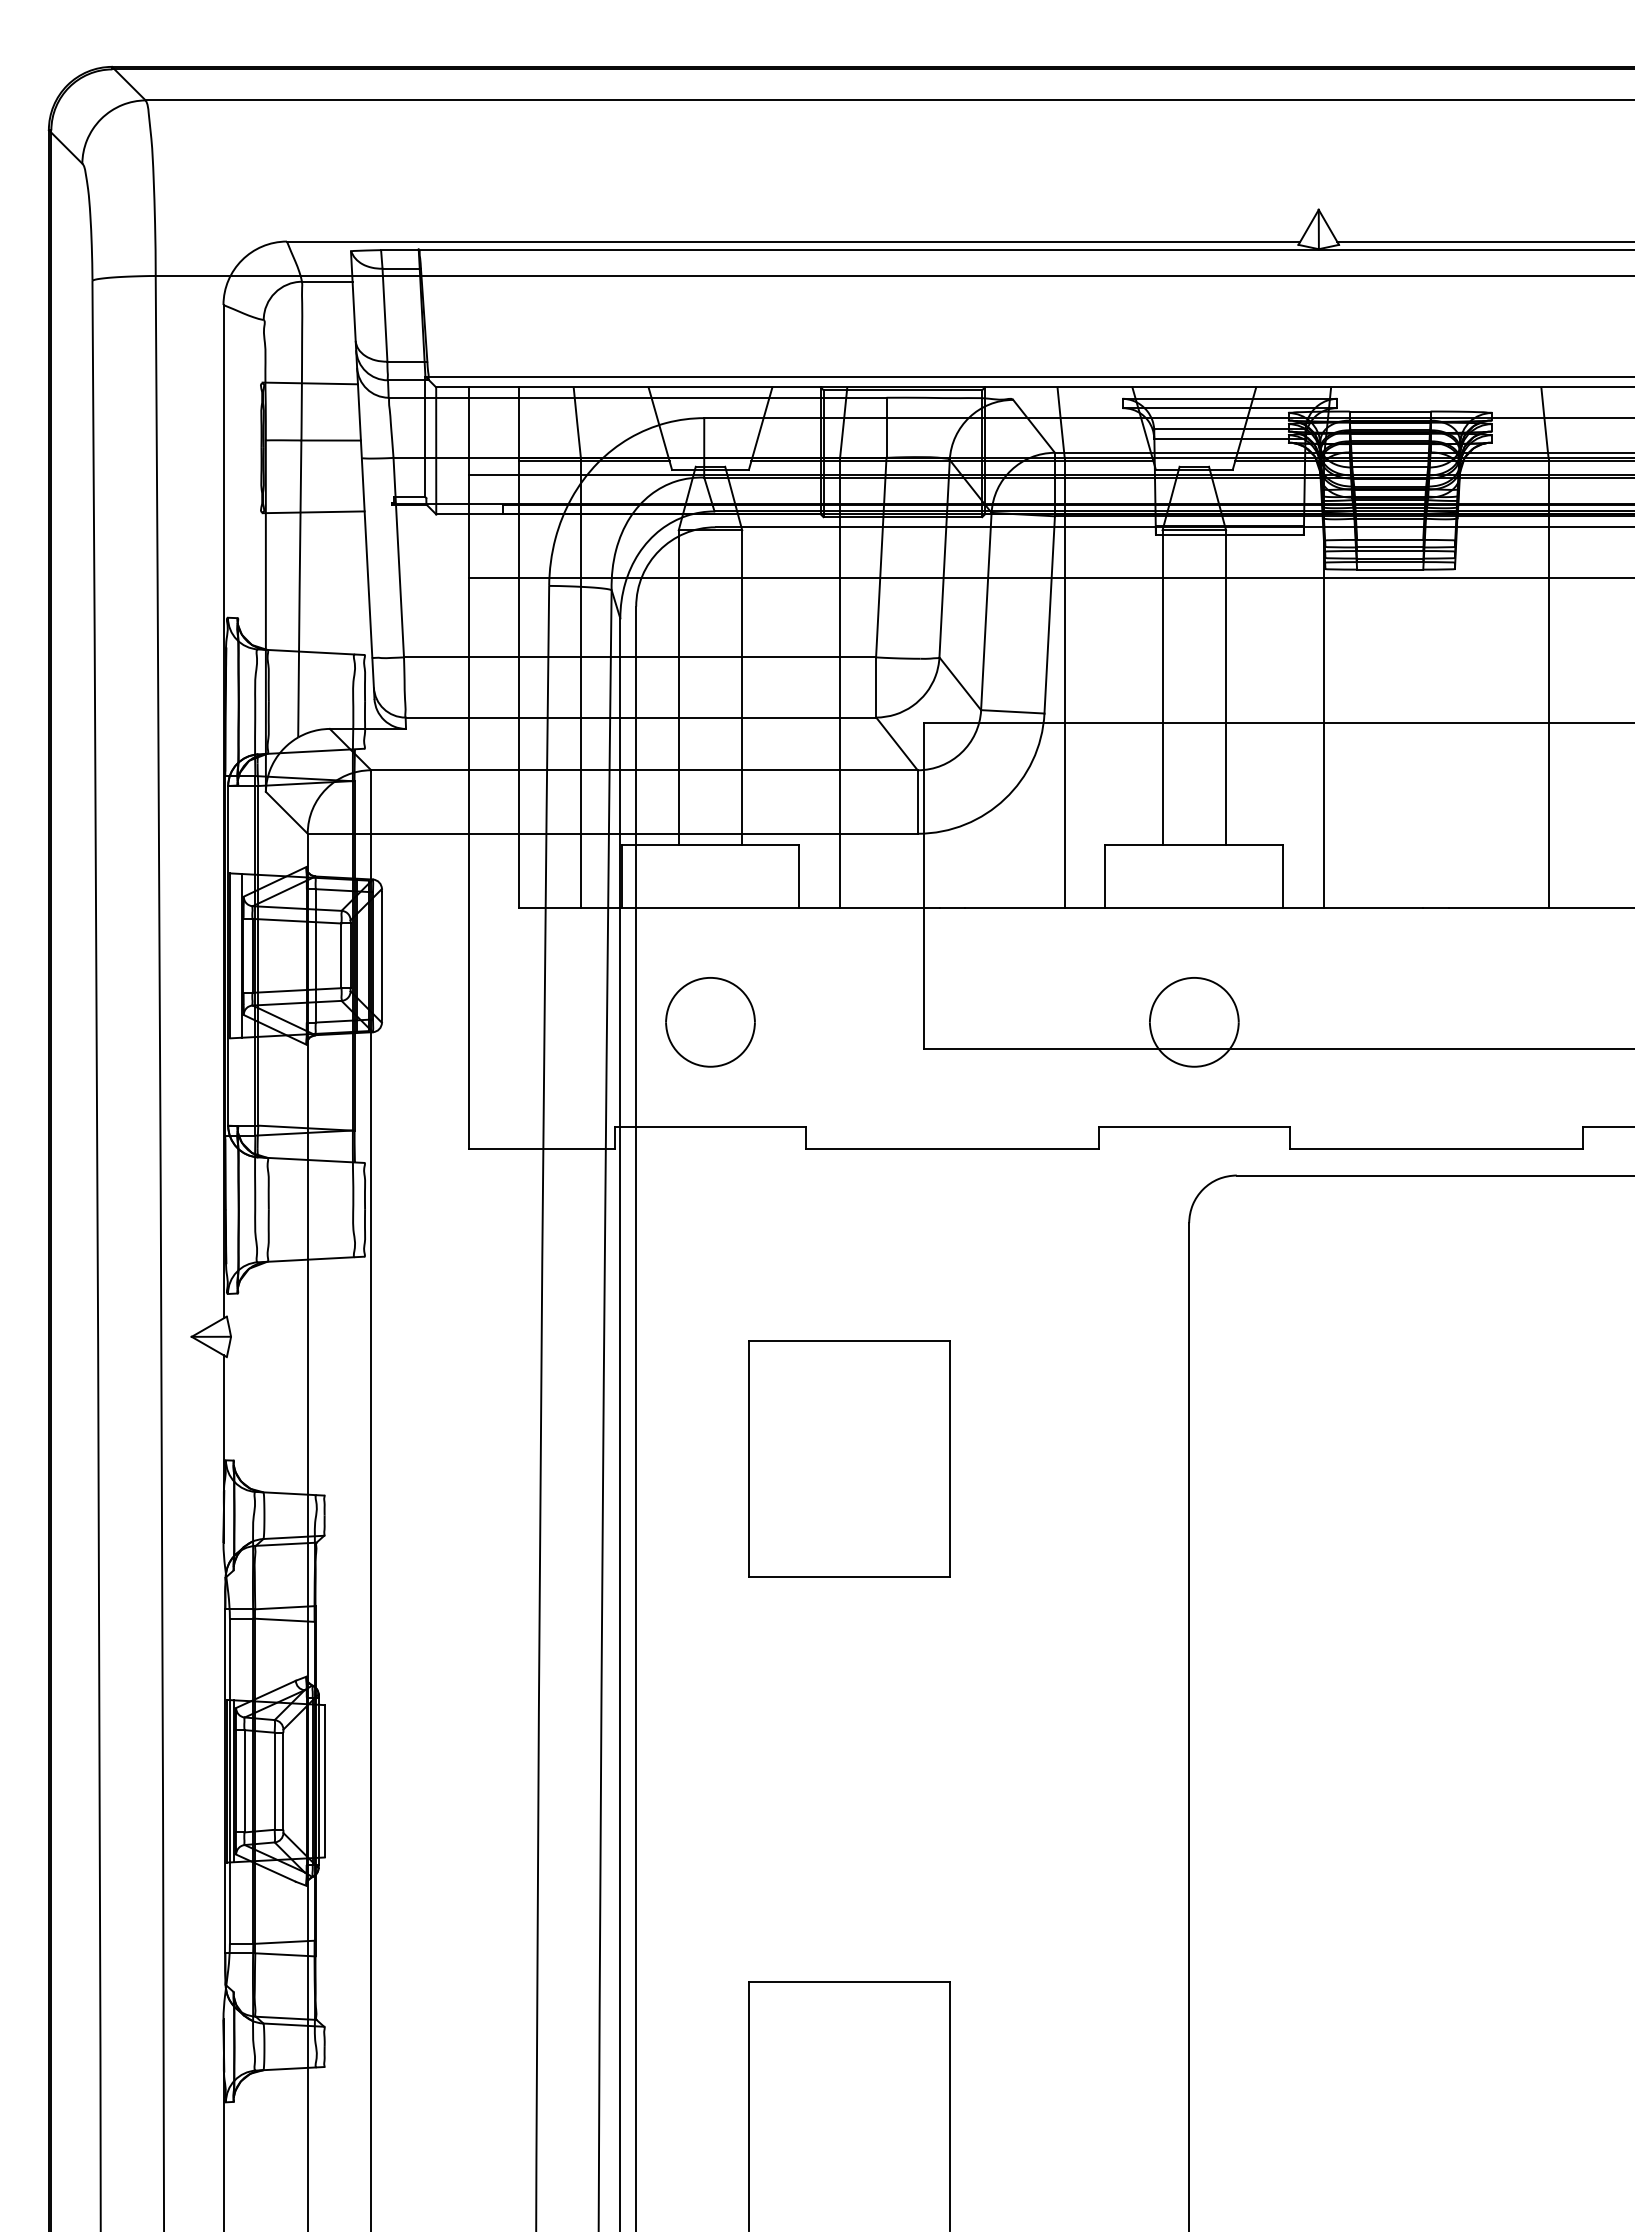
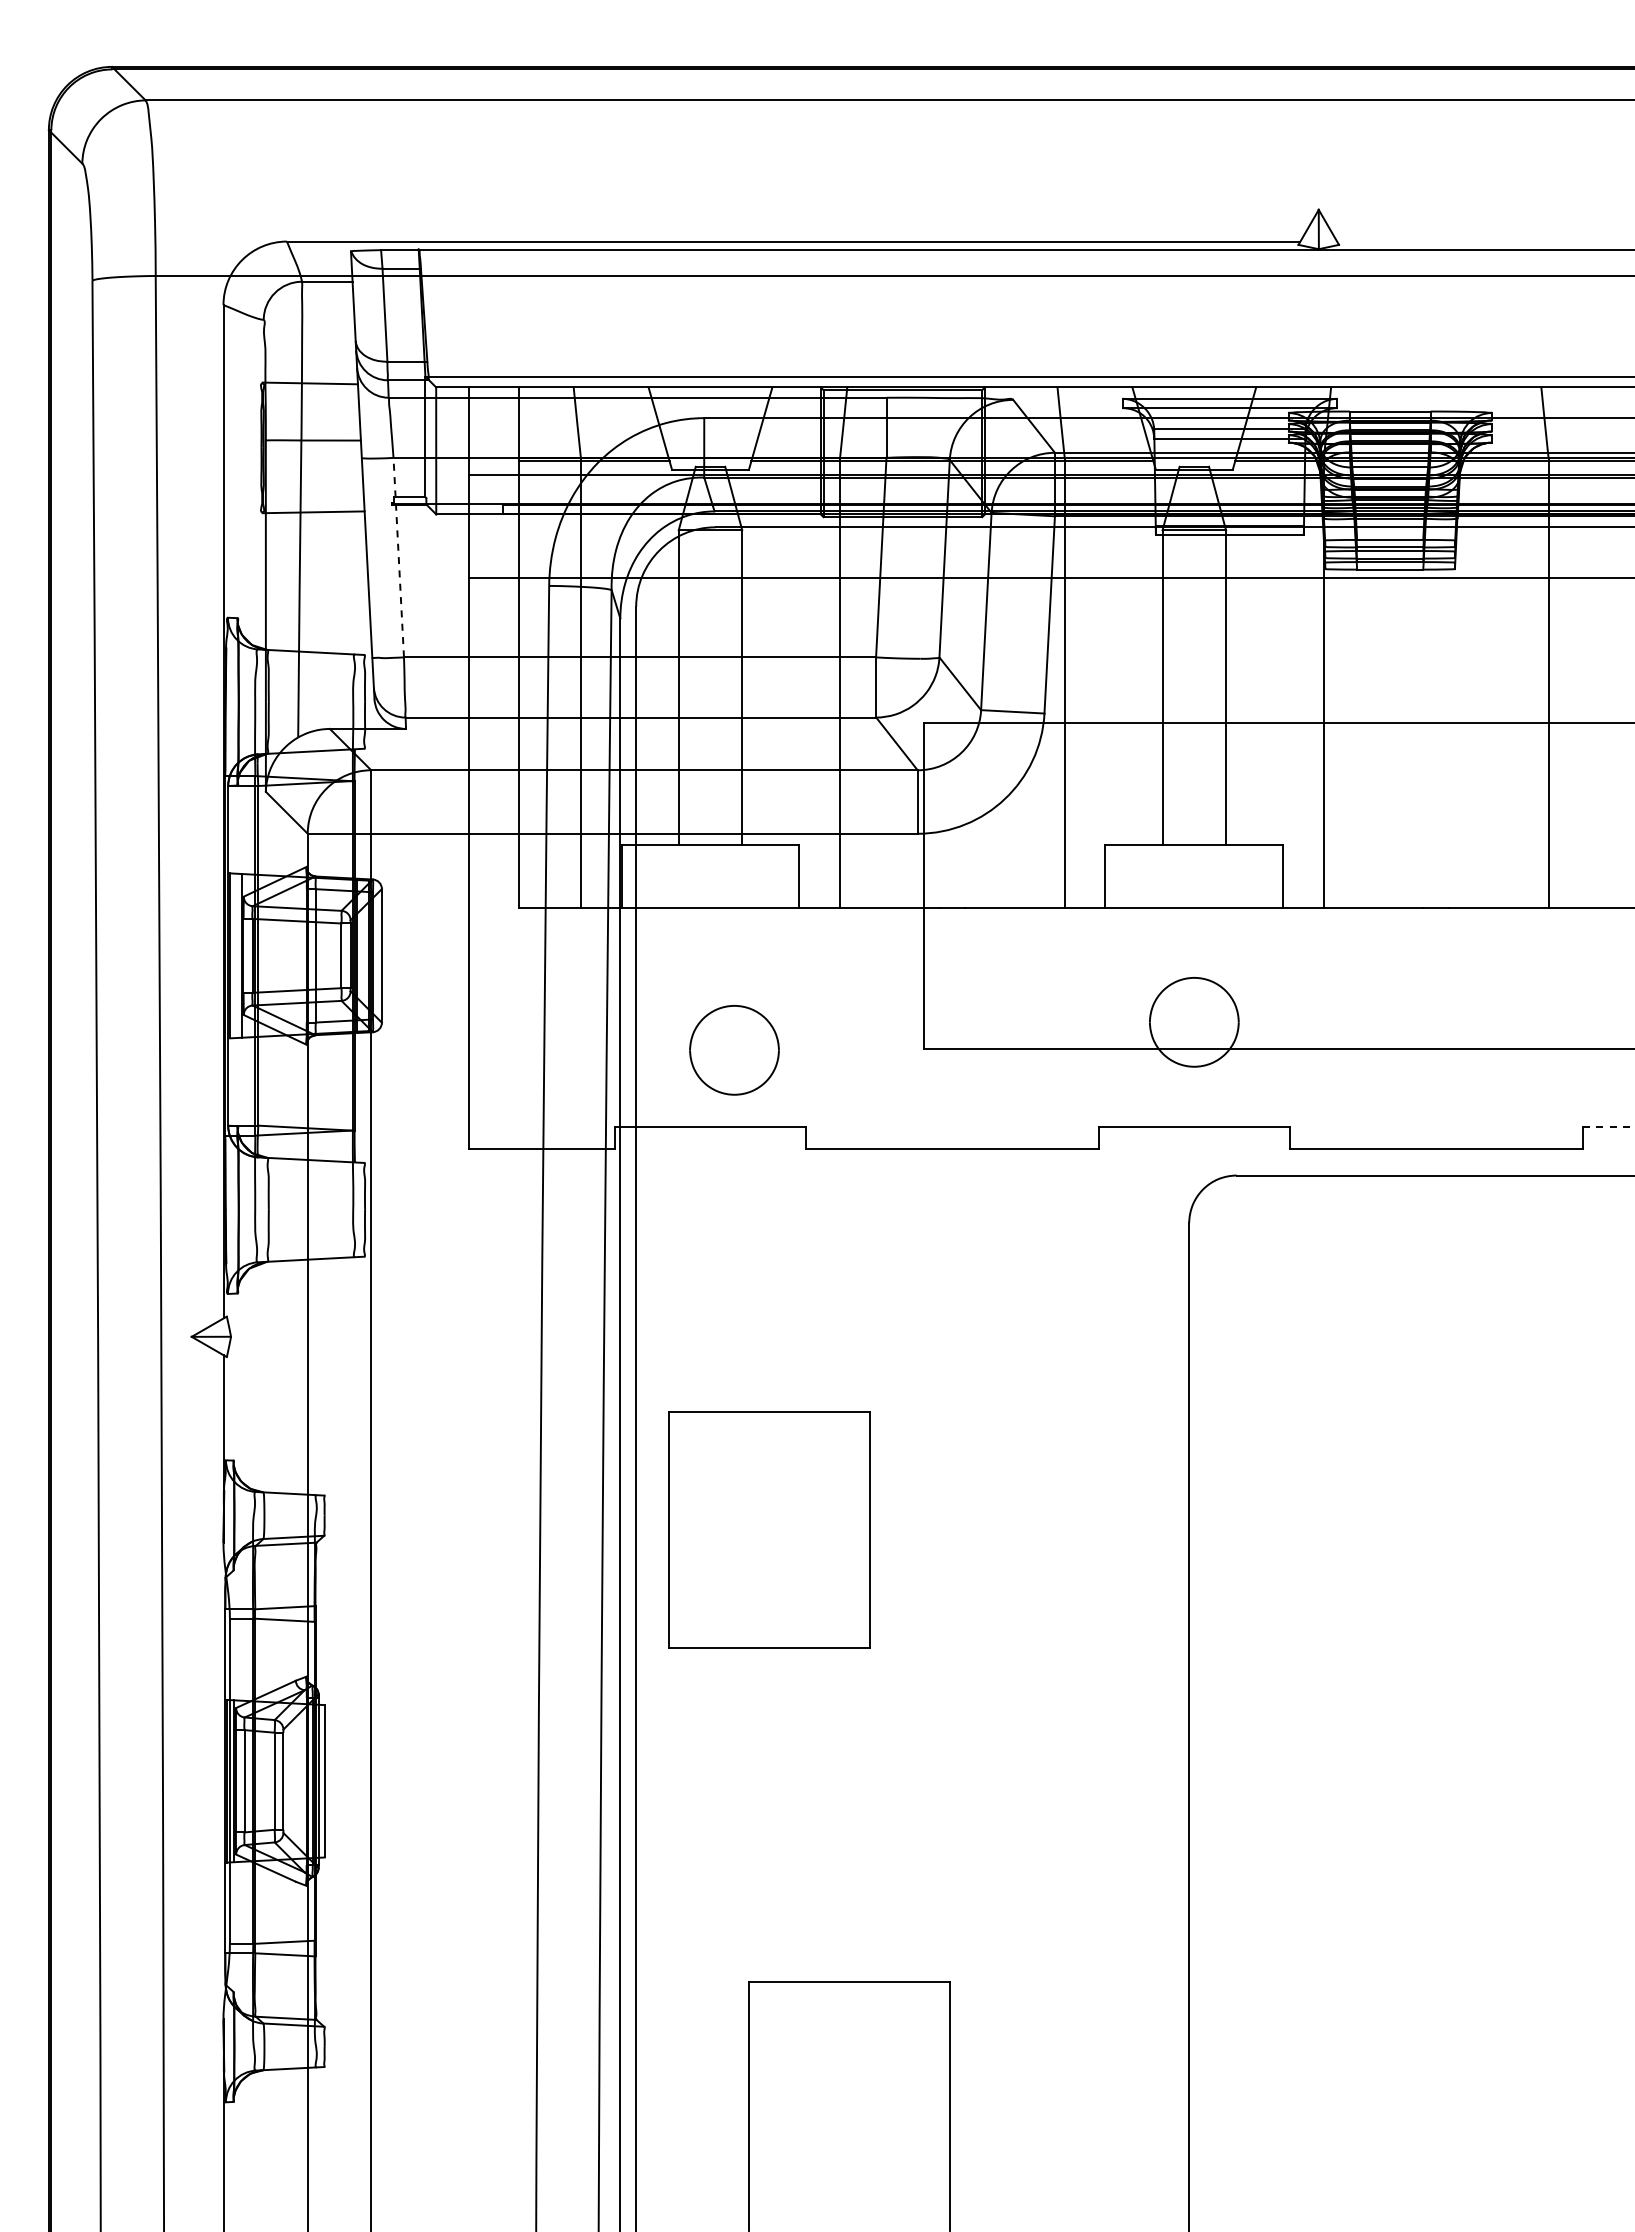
line: present -> none (1484, 241)
line: solid -> dashed (398, 557)
part position: (710, 1022) -> (734, 1050) (734, 1050)
line: solid -> dashed (1608, 1127)
part position: (849, 1458) -> (769, 1529) (769, 1529)
